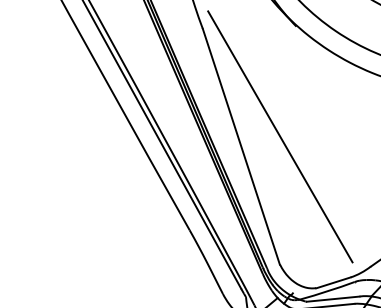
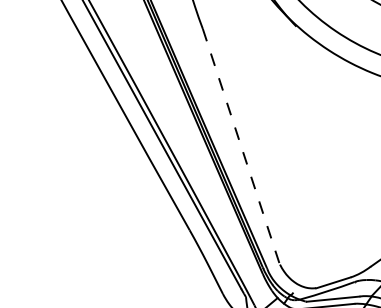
line: present -> none (280, 136)
line: solid -> dashed (241, 146)
